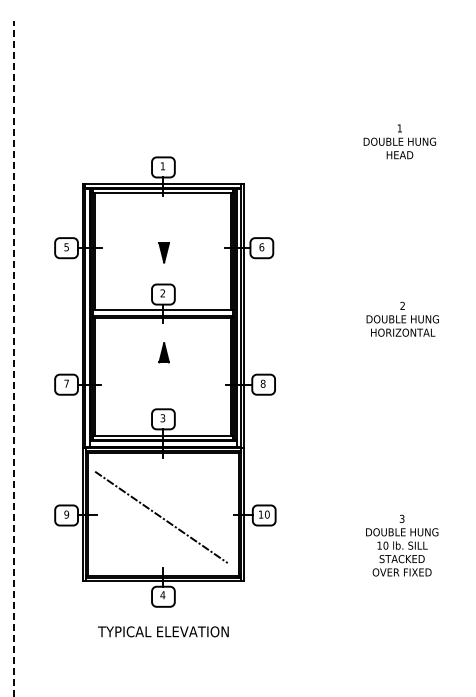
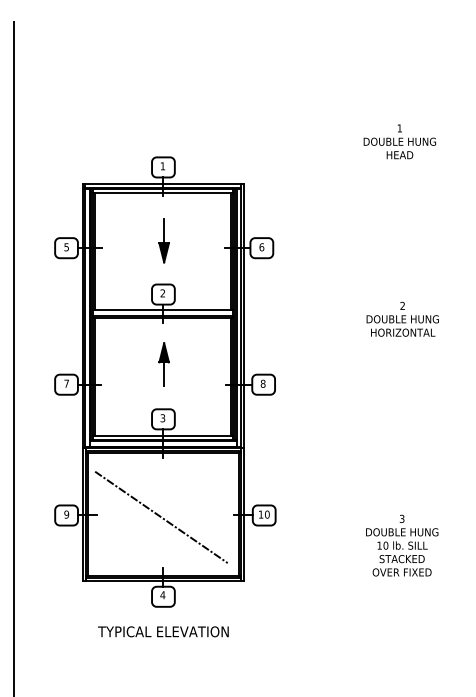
line: none -> present (164, 231)
line: dashed -> solid (14, 358)
line: none -> present (164, 374)
